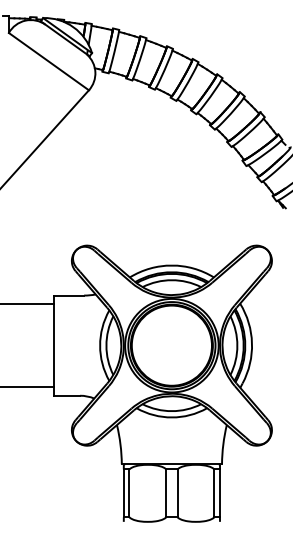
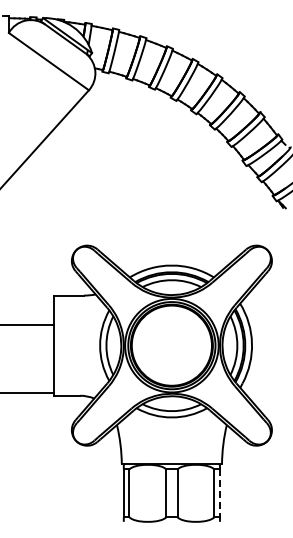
line position: (27, 304) -> (27, 325) (27, 325)
line position: (27, 387) -> (27, 393) (27, 393)
line: solid -> dashed (219, 493)
